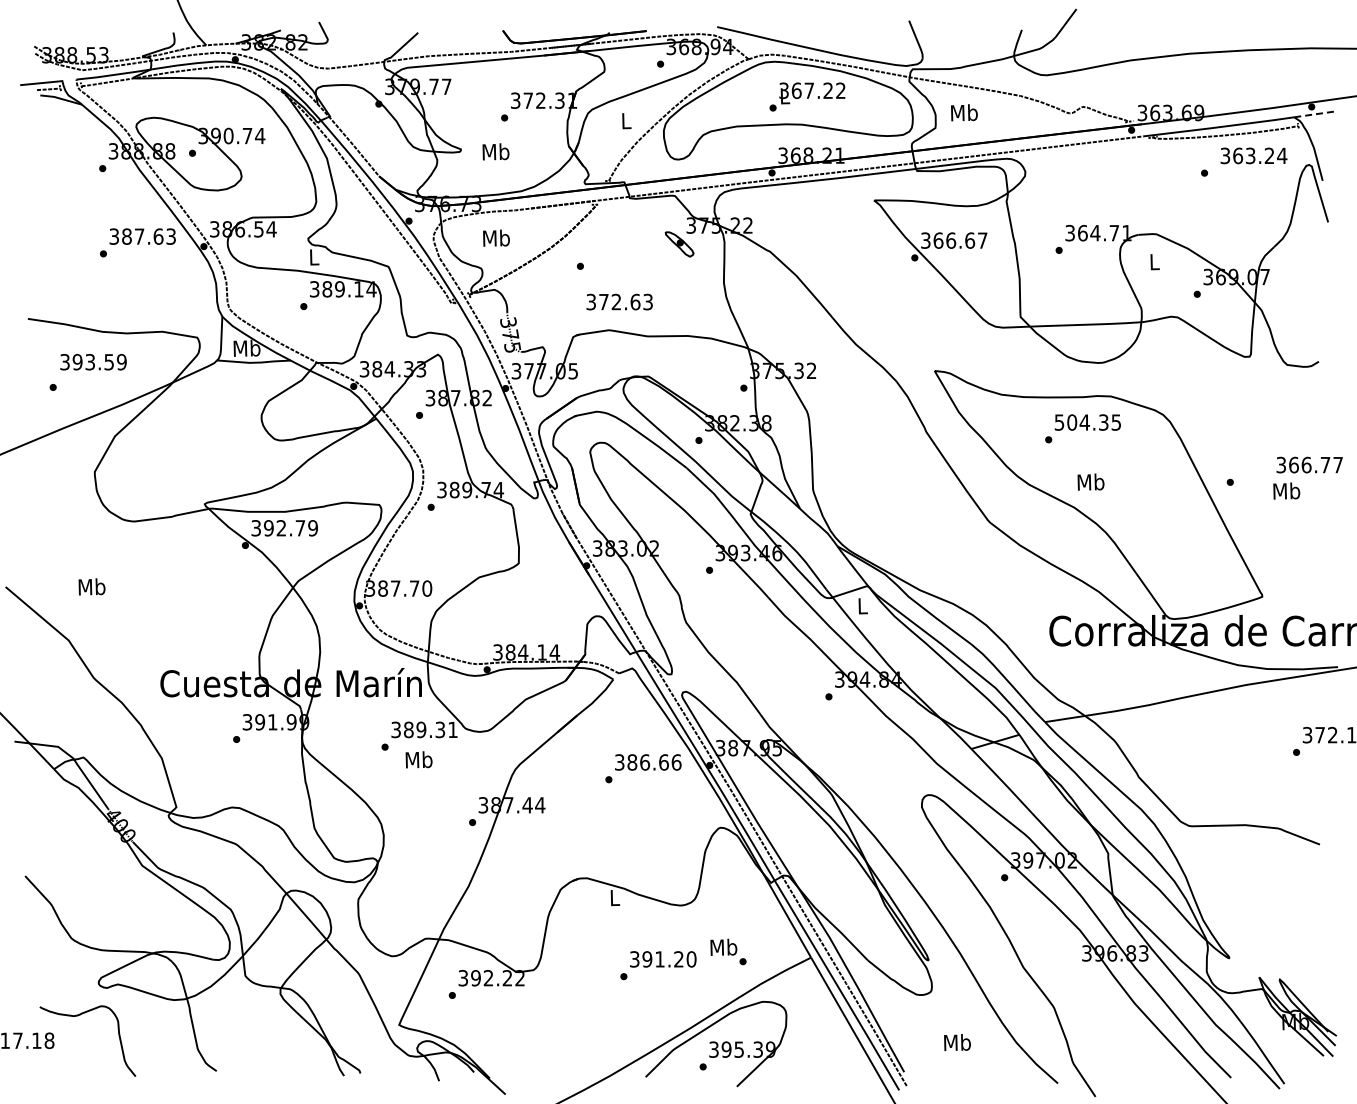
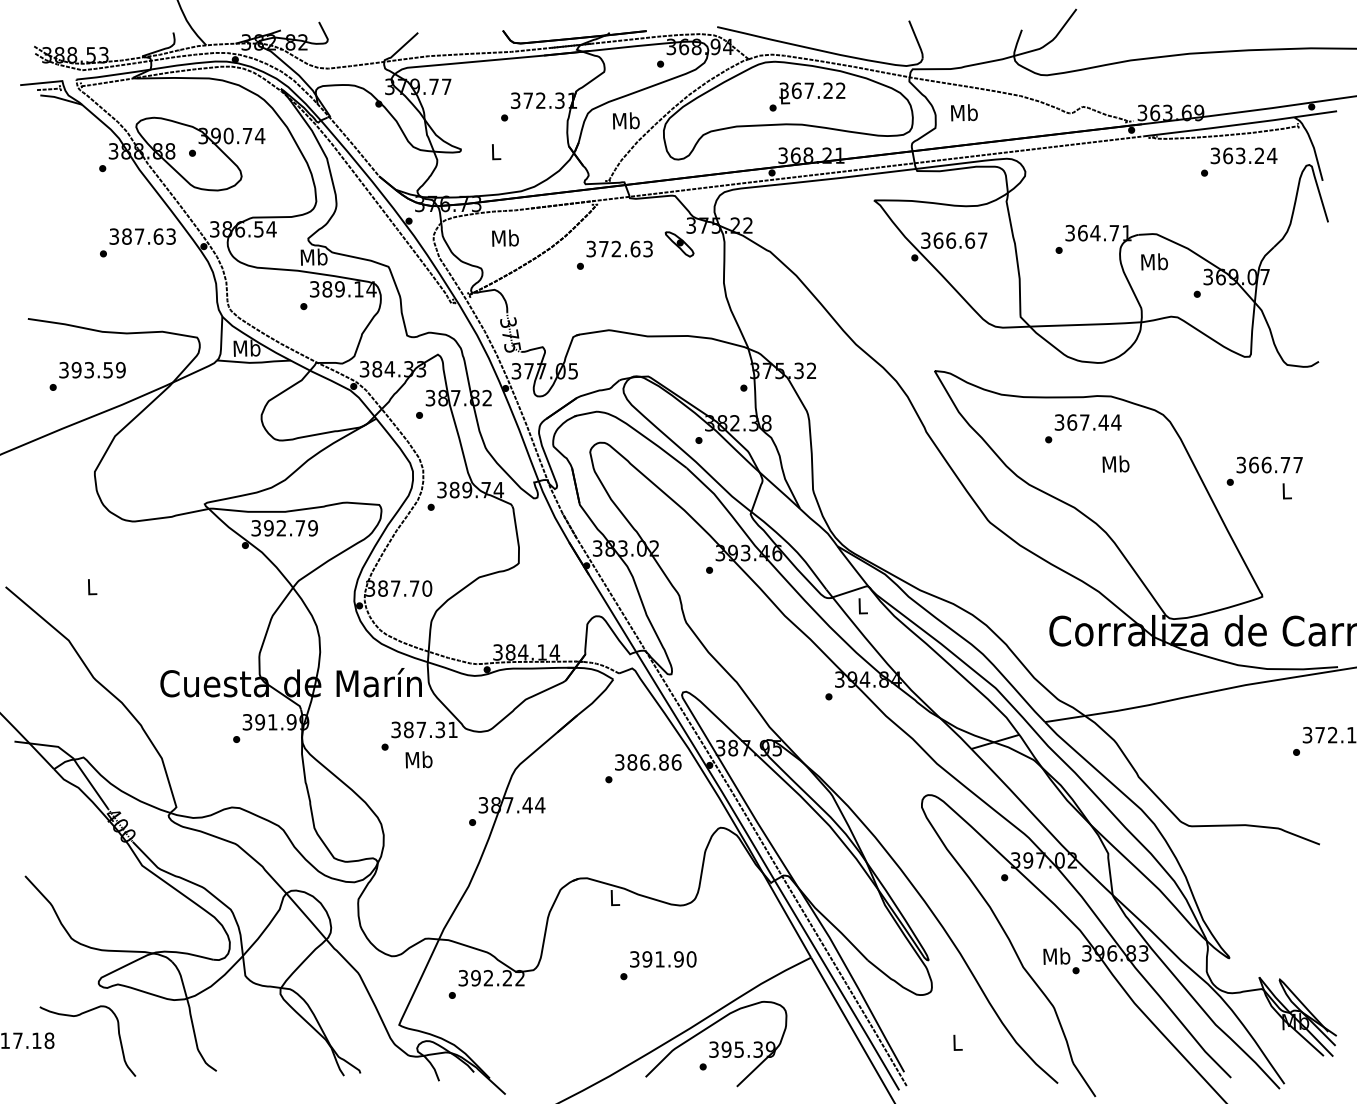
line: dashed -> solid (1315, 114)
text: L -> Mb (626, 120)
text: Mb -> L (495, 151)
text position: (1253, 155) -> (1243, 155) (1243, 155)
text position: (496, 237) -> (505, 237) (505, 237)
text: L -> Mb (313, 256)
text: L -> Mb (1154, 261)
text position: (619, 301) -> (619, 248) (619, 248)
text position: (93, 362) -> (92, 370) (92, 370)
text: 504.35 -> 367.44 (1088, 422)
text position: (1309, 464) -> (1269, 464) (1269, 464)
text position: (1090, 481) -> (1115, 463) (1115, 463)
text: Mb -> L (1286, 490)
text: Mb -> L (91, 586)
text: 389.31 -> 387.31 (421, 729)
text: 386.66 -> 386.86 (663, 762)
text position: (728, 951) -> (1061, 960) (1061, 960)
text: 391.20 -> 391.90 (678, 959)
text: Mb -> L (957, 1042)
